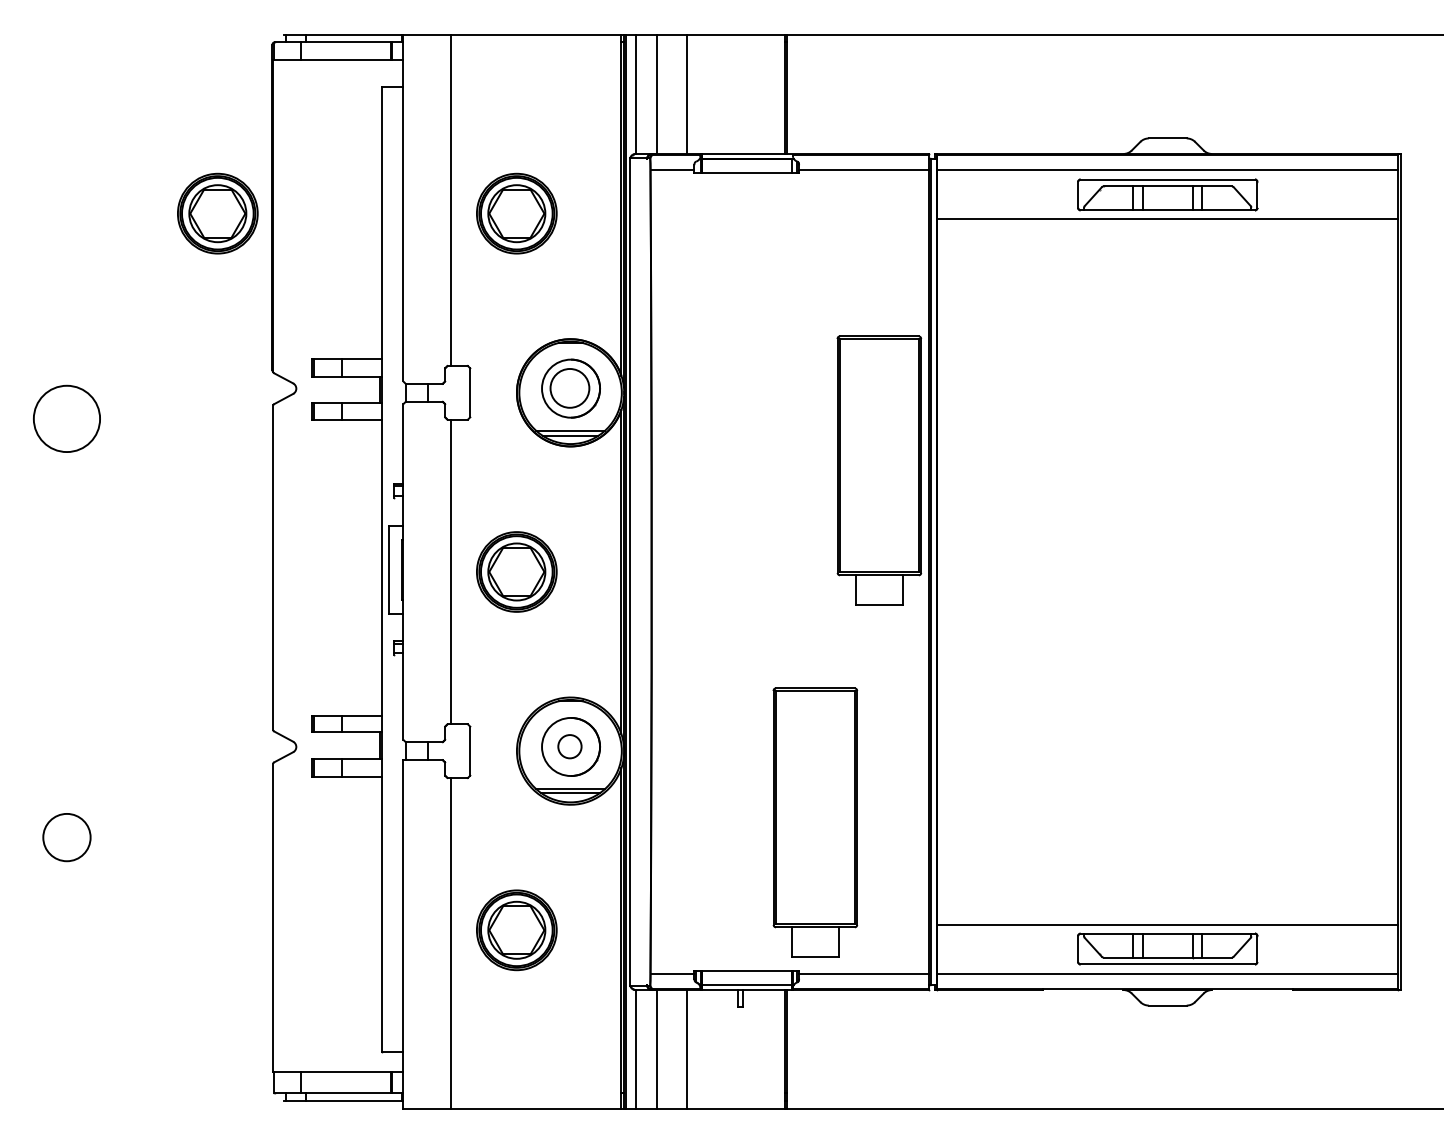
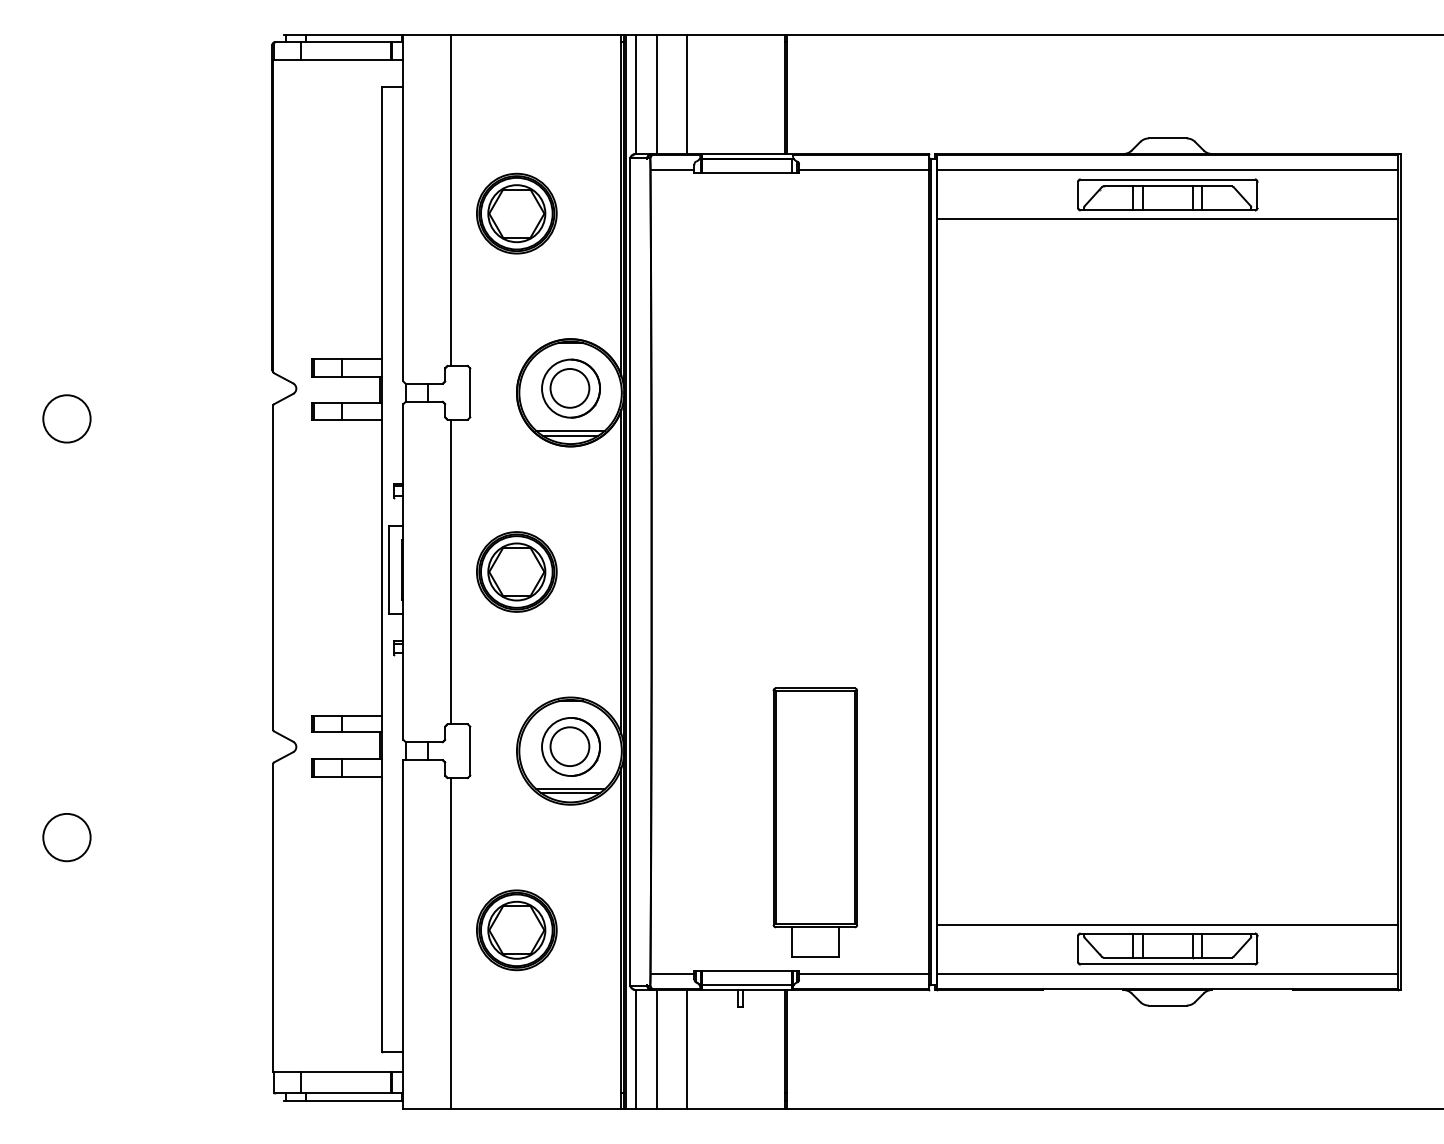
part: present -> none (217, 213)
circle diameter: 66 px -> 47 px (66, 418)
part: present -> none (879, 470)
circle diameter: 23 px -> 39 px (569, 746)
